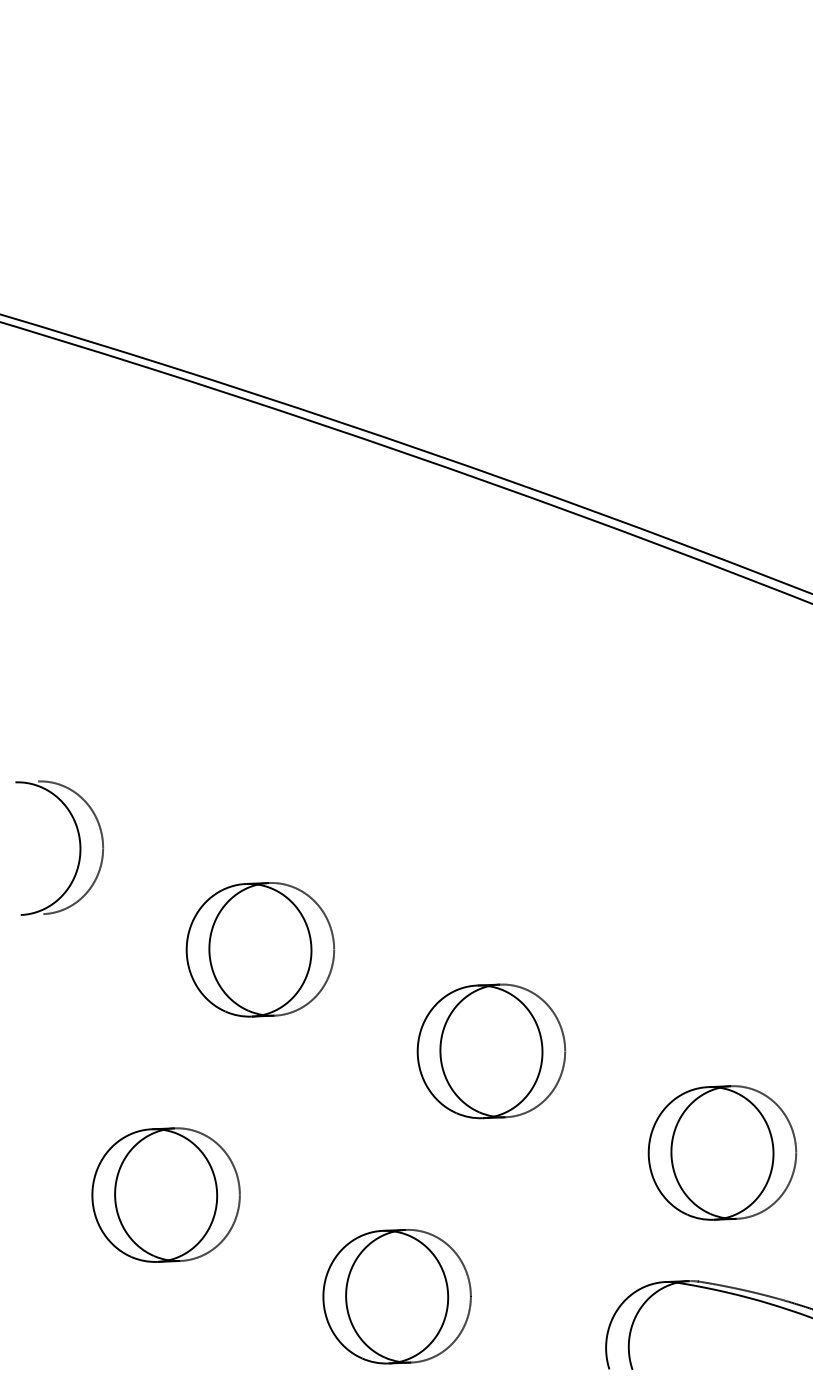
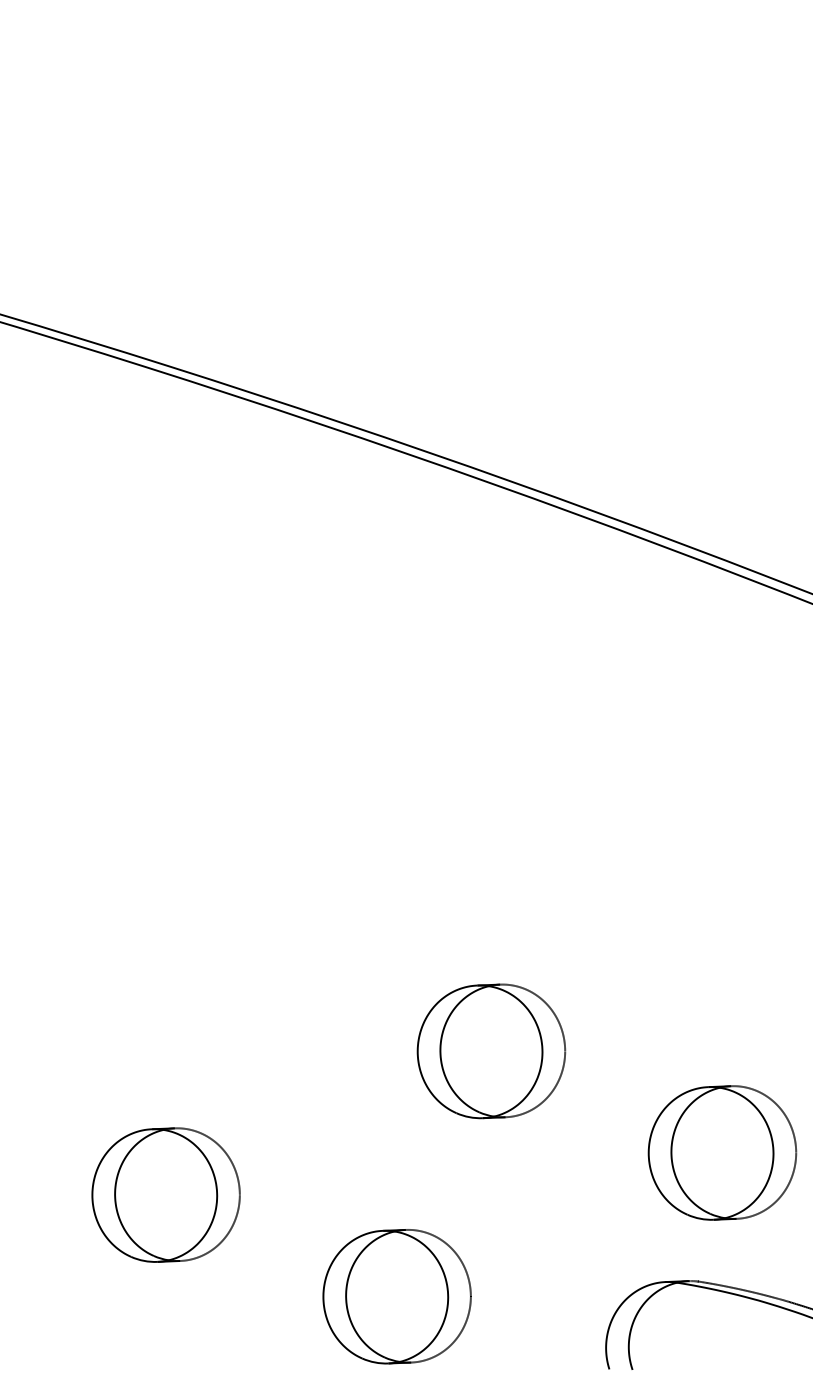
part: present -> none (79, 847)
part: present -> none (260, 949)
